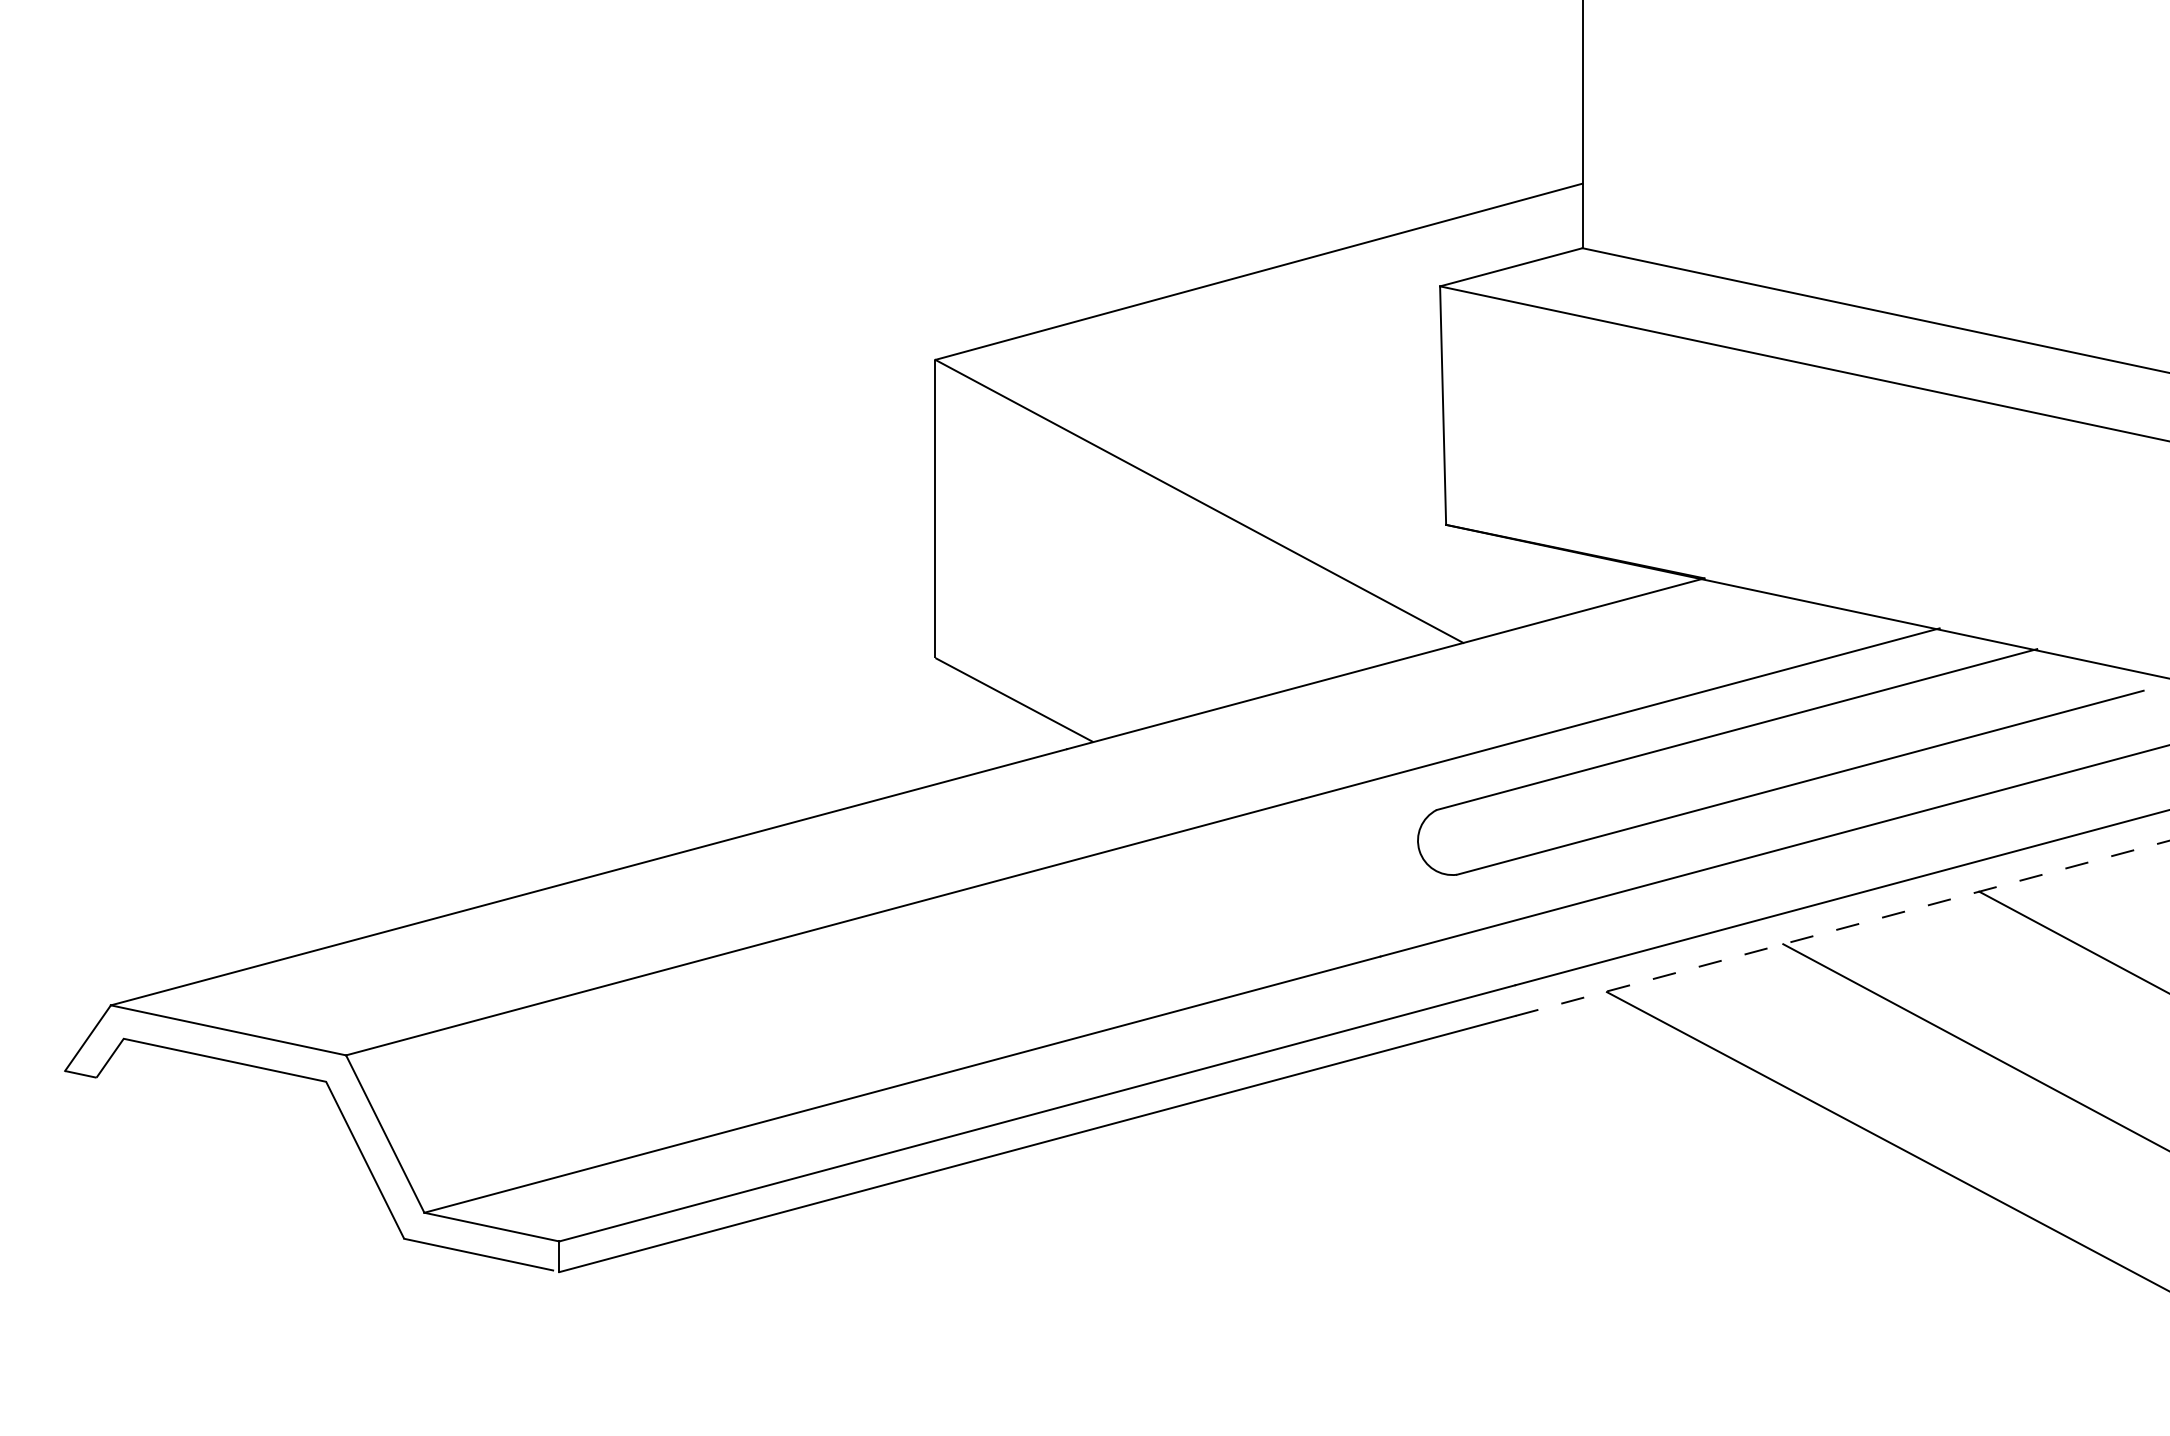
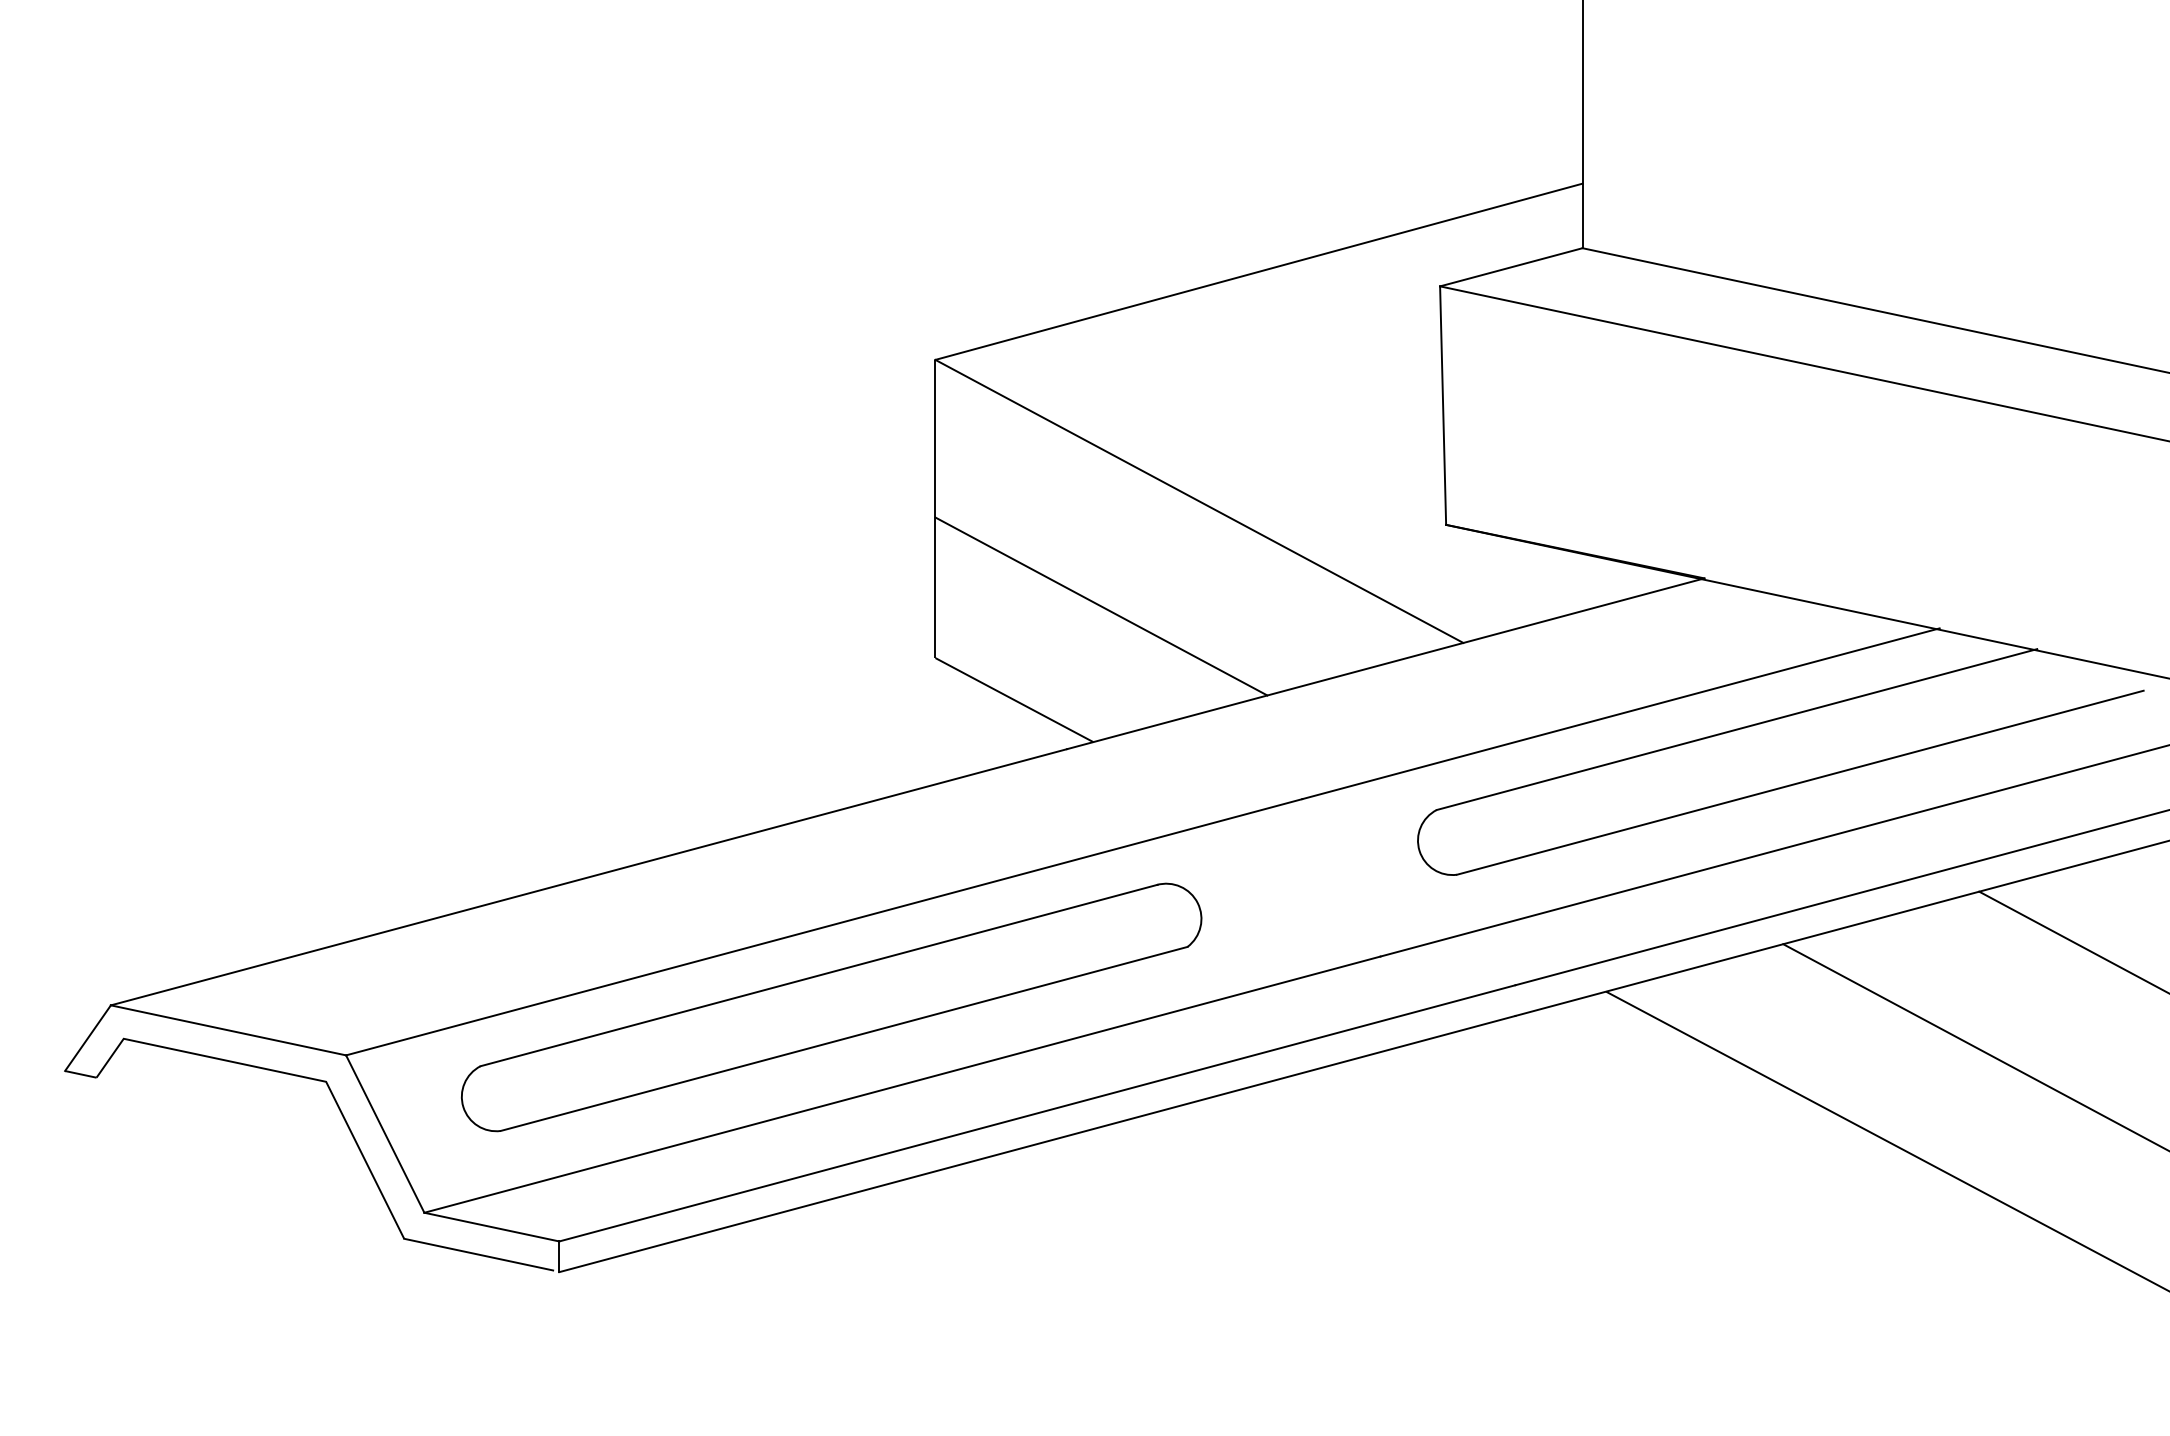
line: none -> present (1101, 606)
line: dashed -> solid (1842, 928)
part: none -> present (831, 1007)
